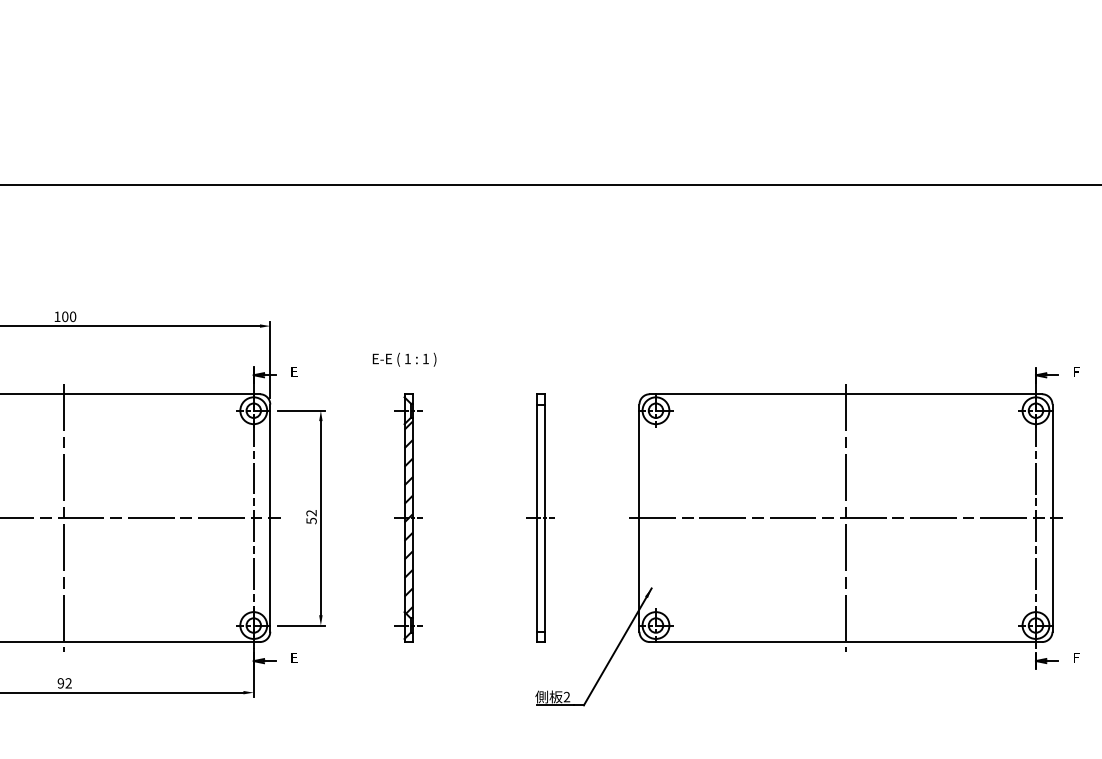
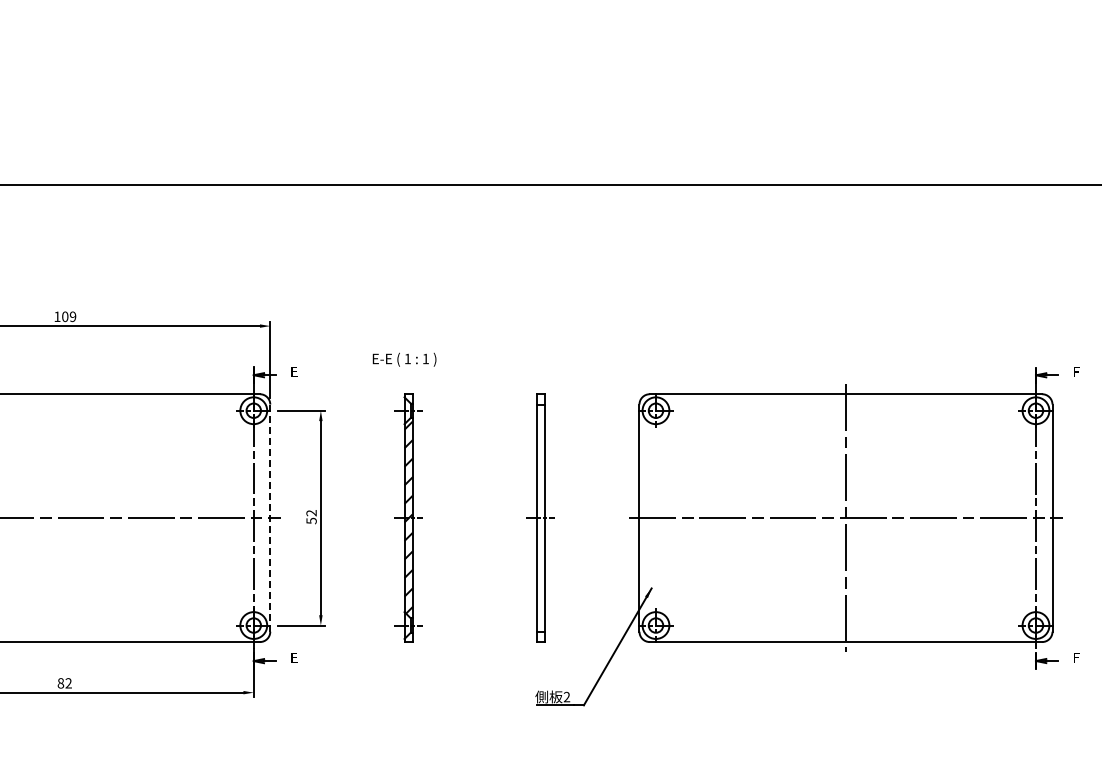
text: 100 -> 109 (72, 316)
line: present -> none (63, 517)
line: solid -> dashed (270, 518)
text: 92 -> 82 (60, 683)
